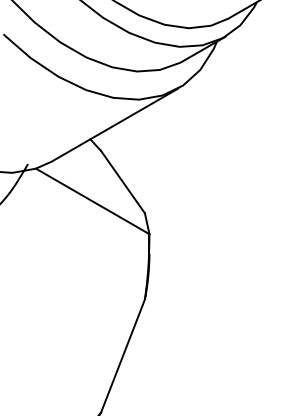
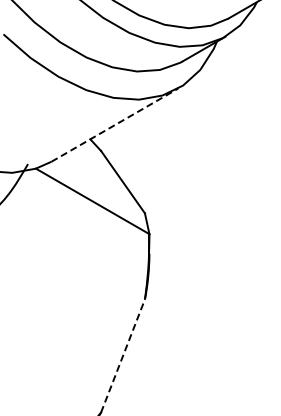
line: solid -> dashed (115, 124)
line: solid -> dashed (122, 356)
